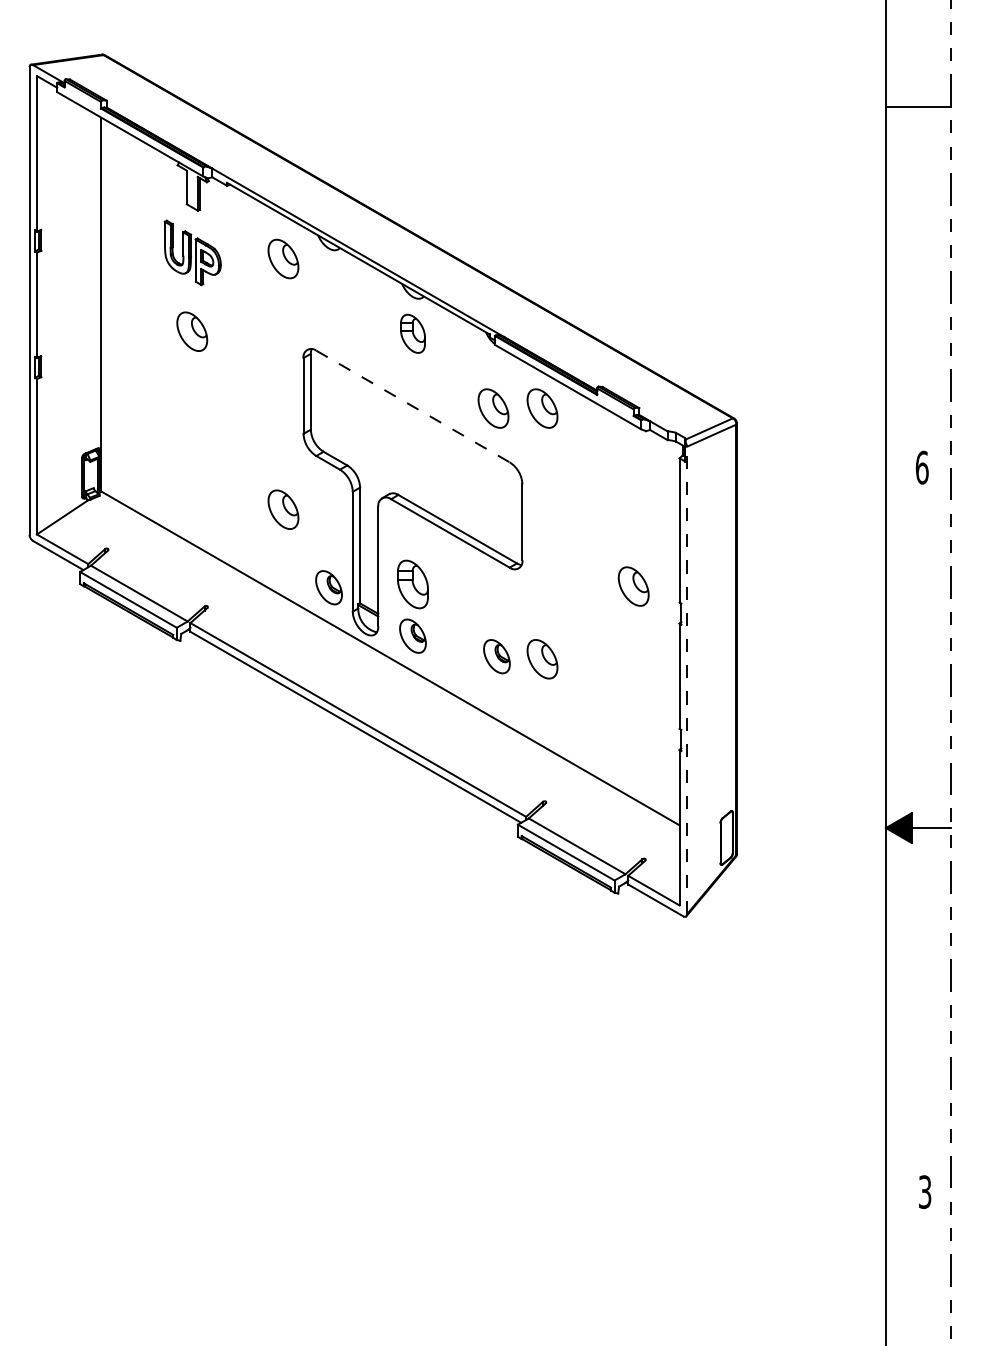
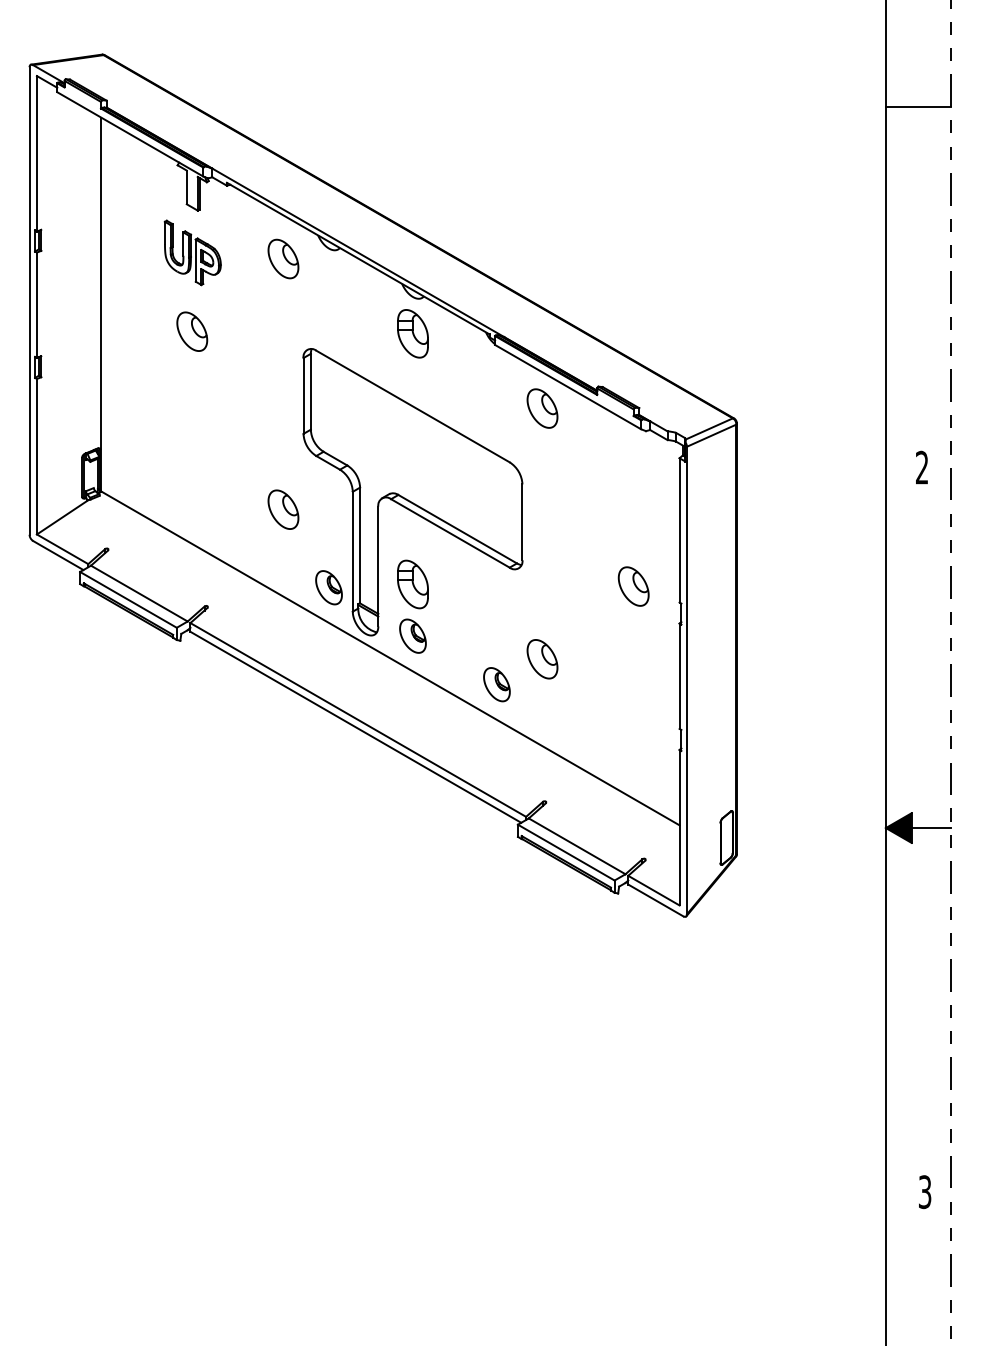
part size: 26x41 px -> 32x50 px (412, 333)
line: dashed -> solid (413, 406)
part: present -> none (493, 408)
text: 6 -> 2 (921, 467)
part position: (496, 656) -> (496, 684) (496, 684)
line: dashed -> solid (687, 680)
